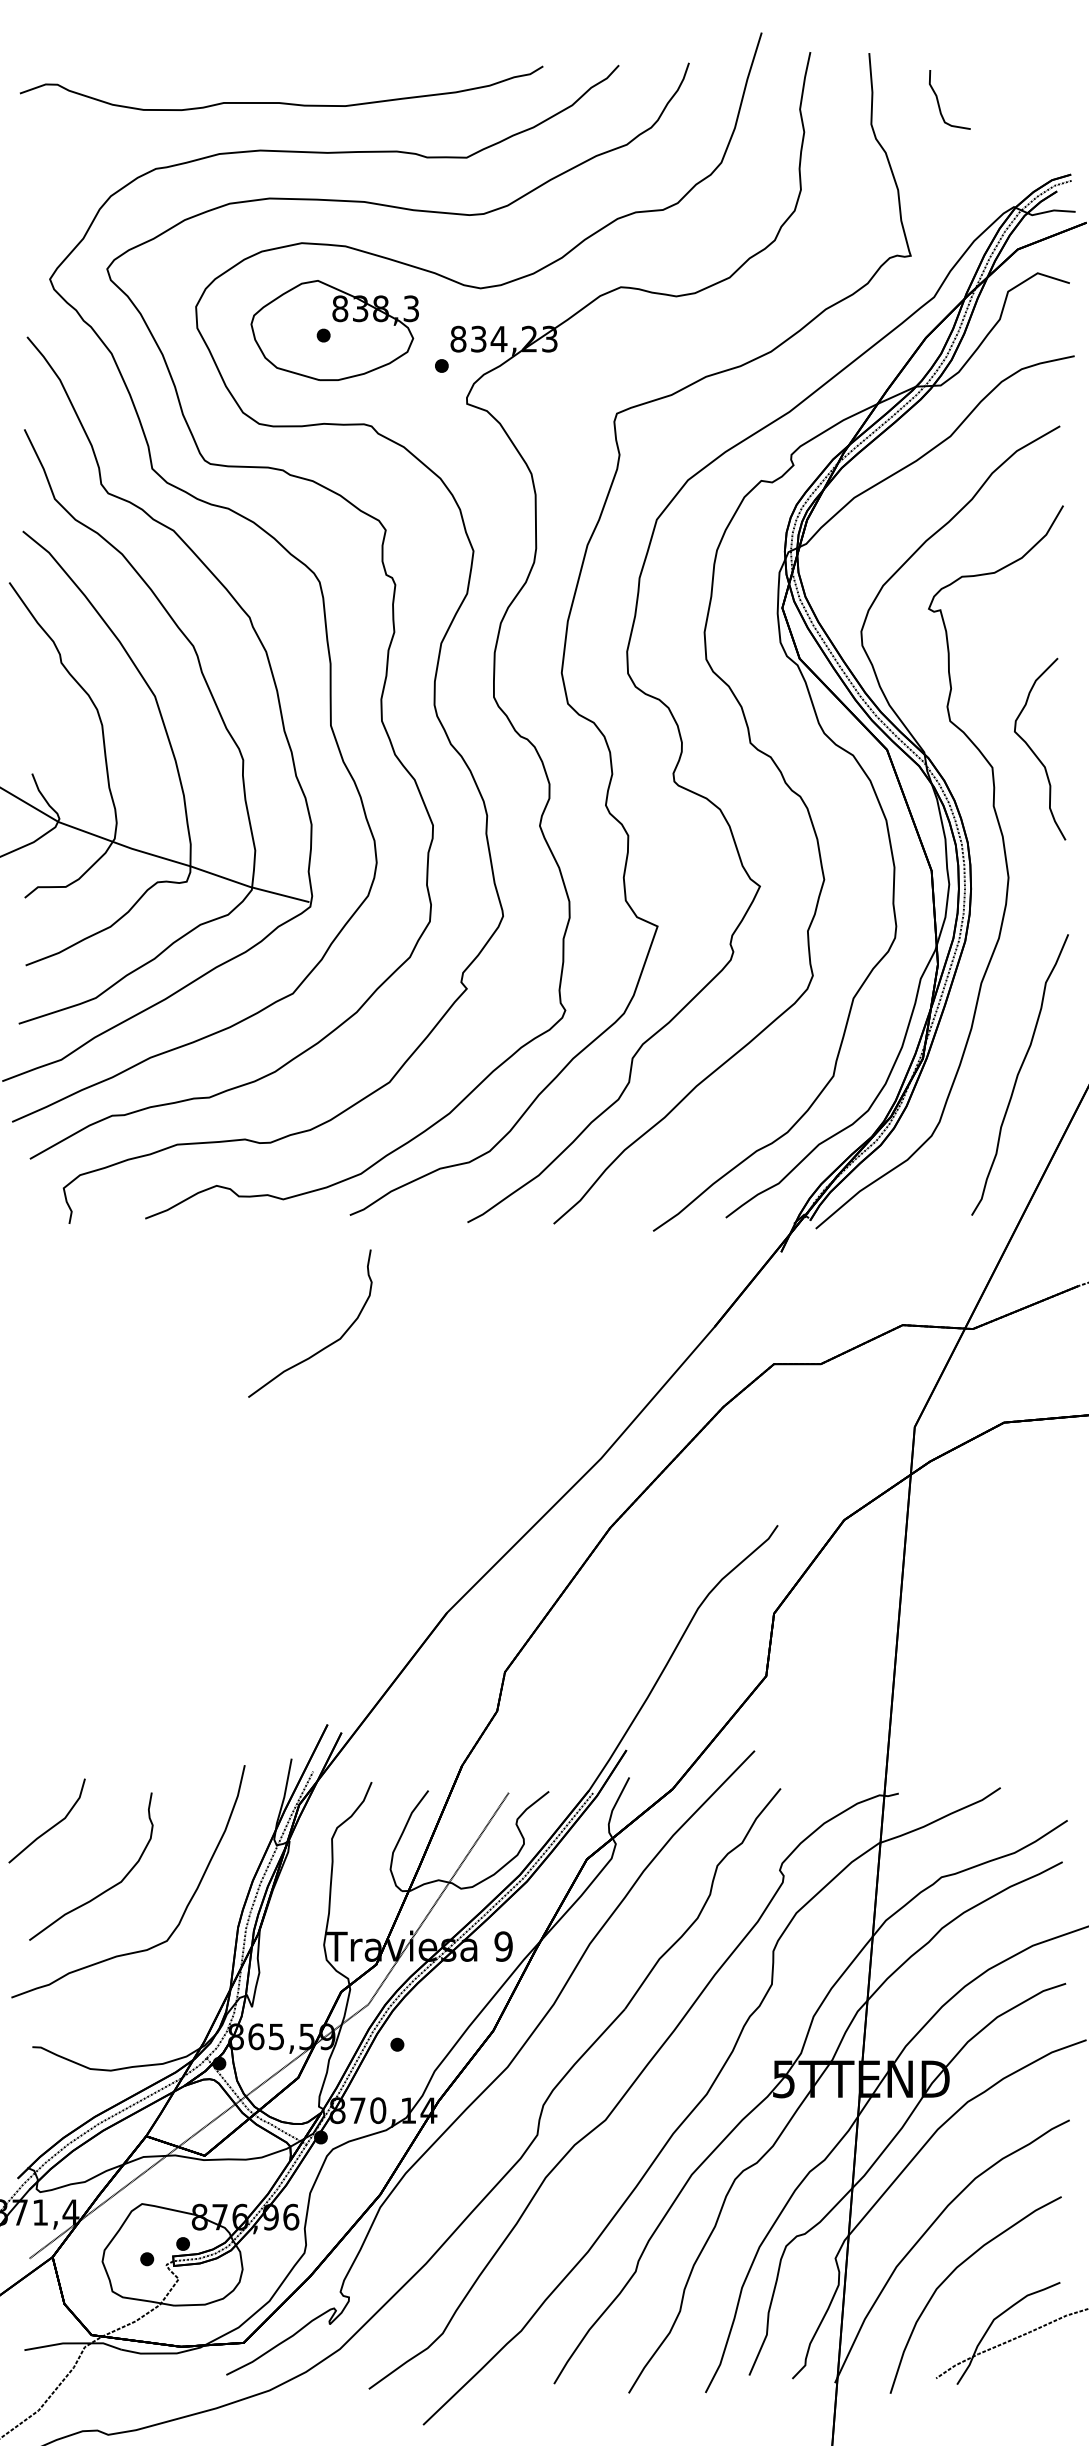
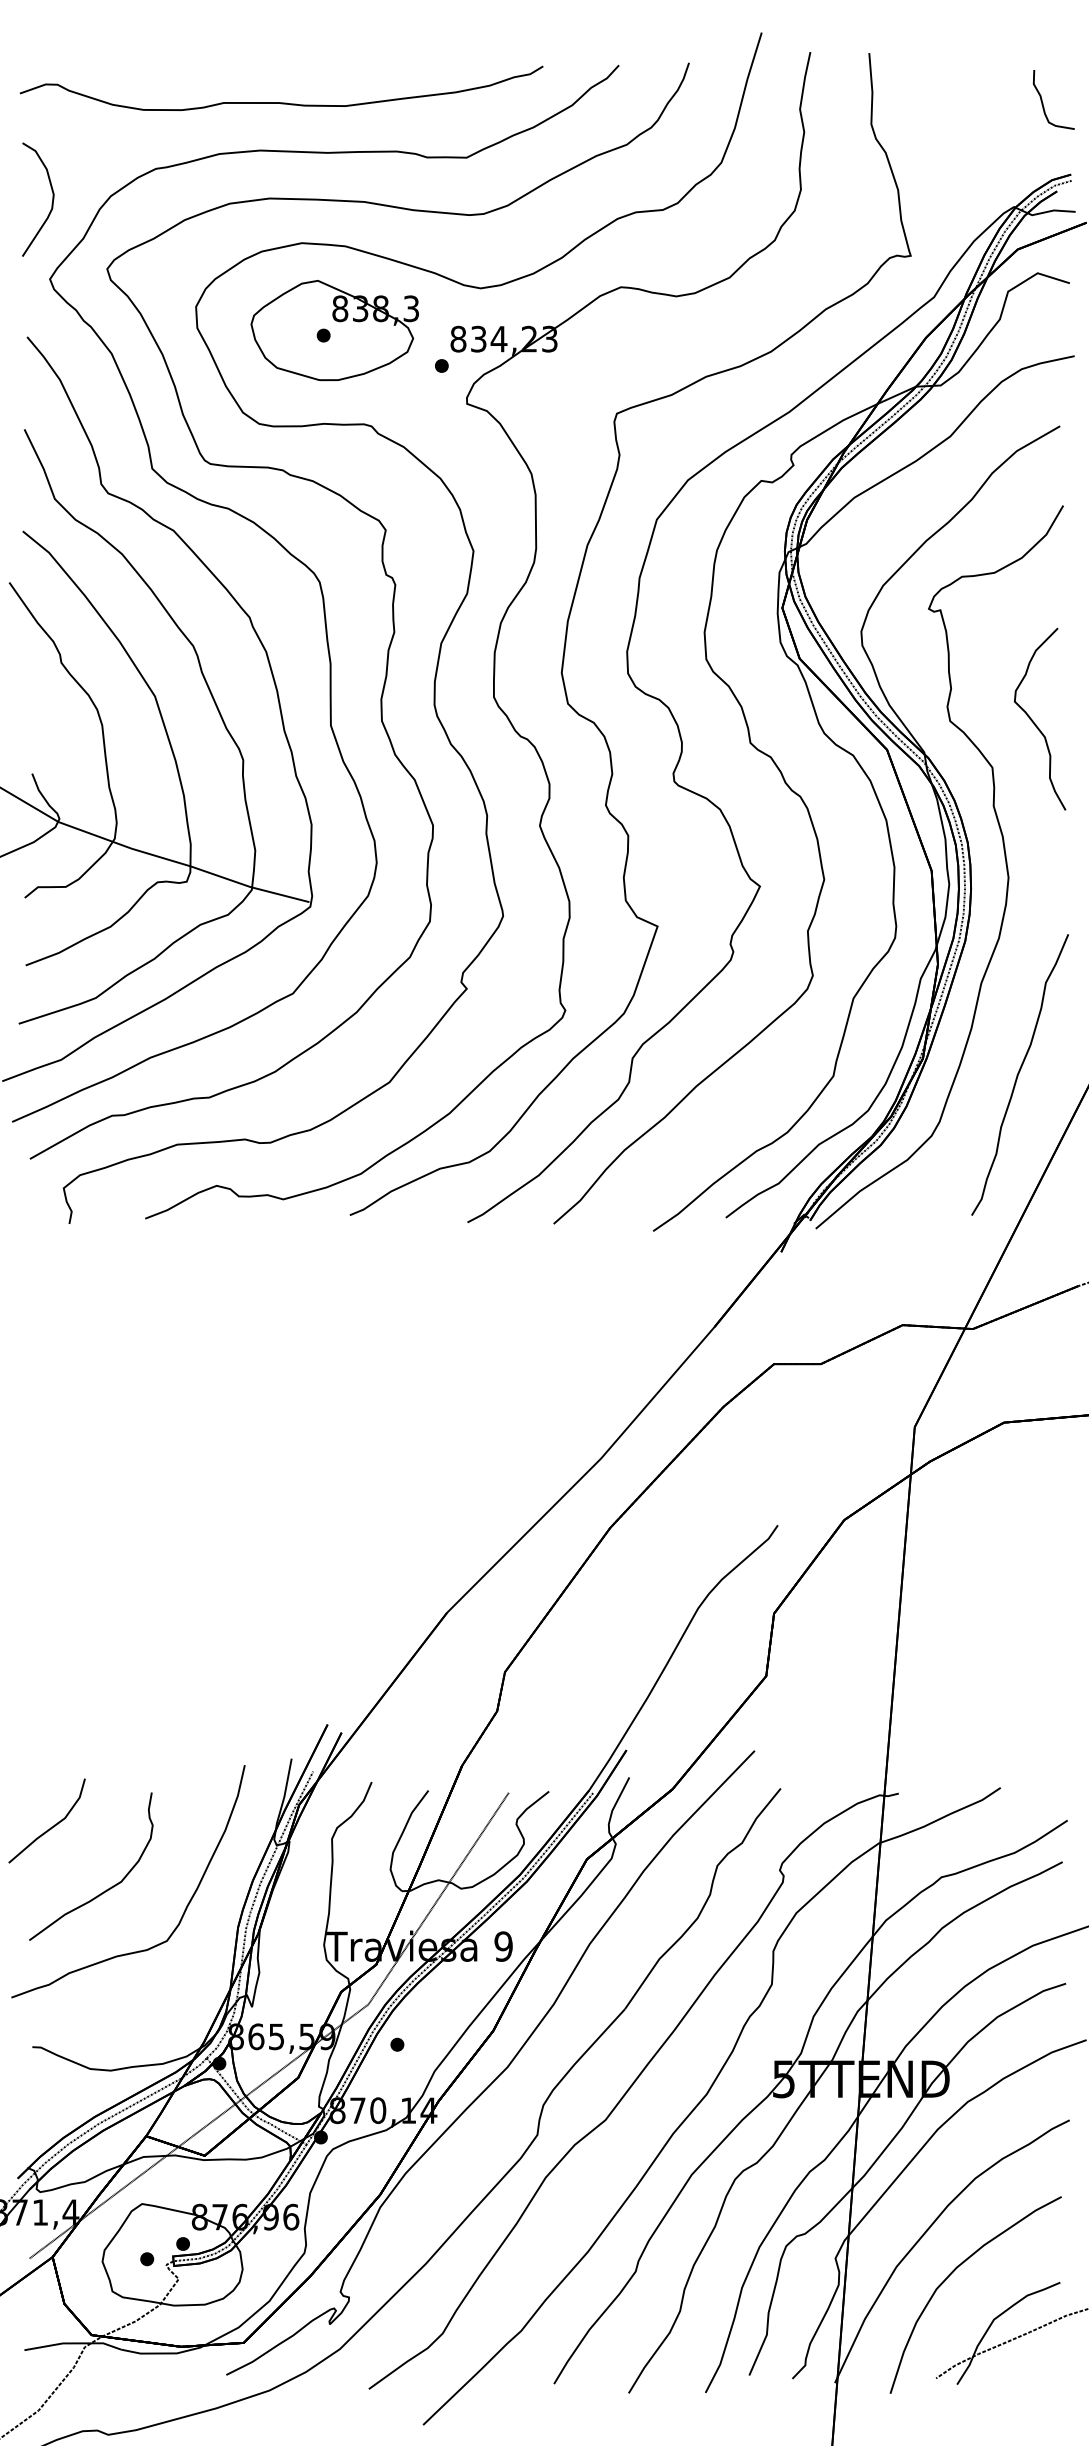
curve position: (939, 103) -> (1043, 103) (1043, 103)
curve: none -> present (51, 203)
curve position: (1035, 753) -> (1035, 723) (1035, 723)
curve: present -> none (325, 1346)
